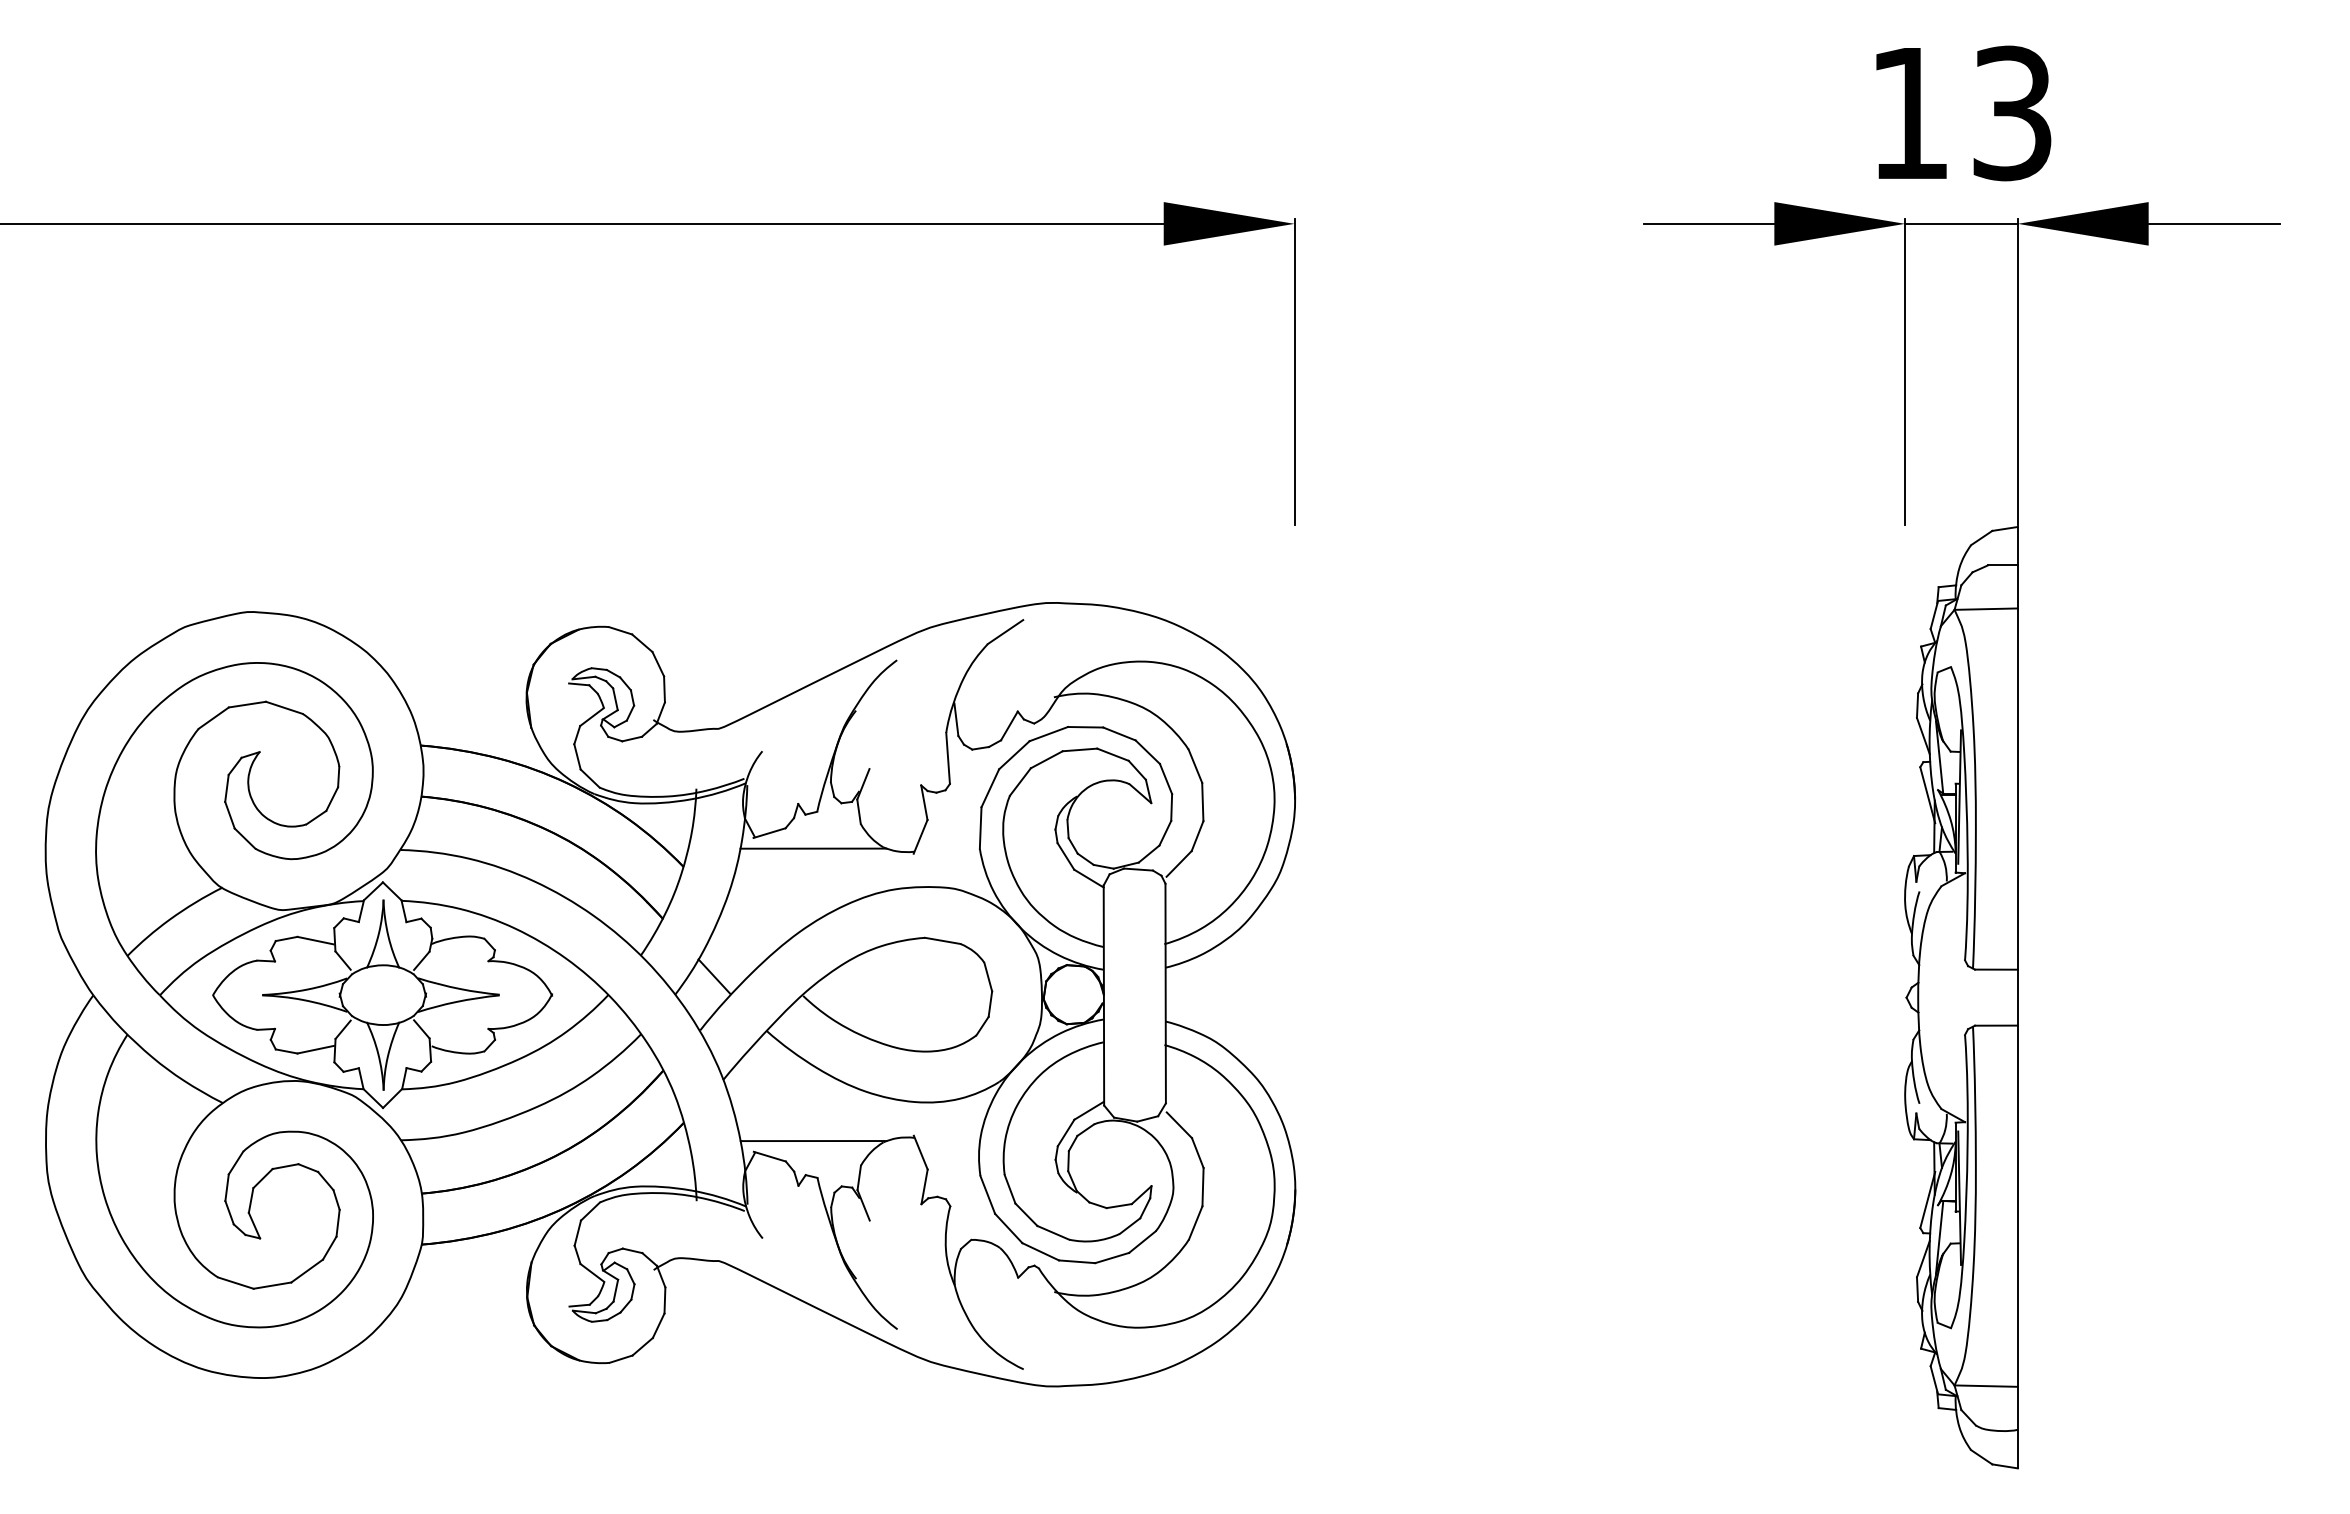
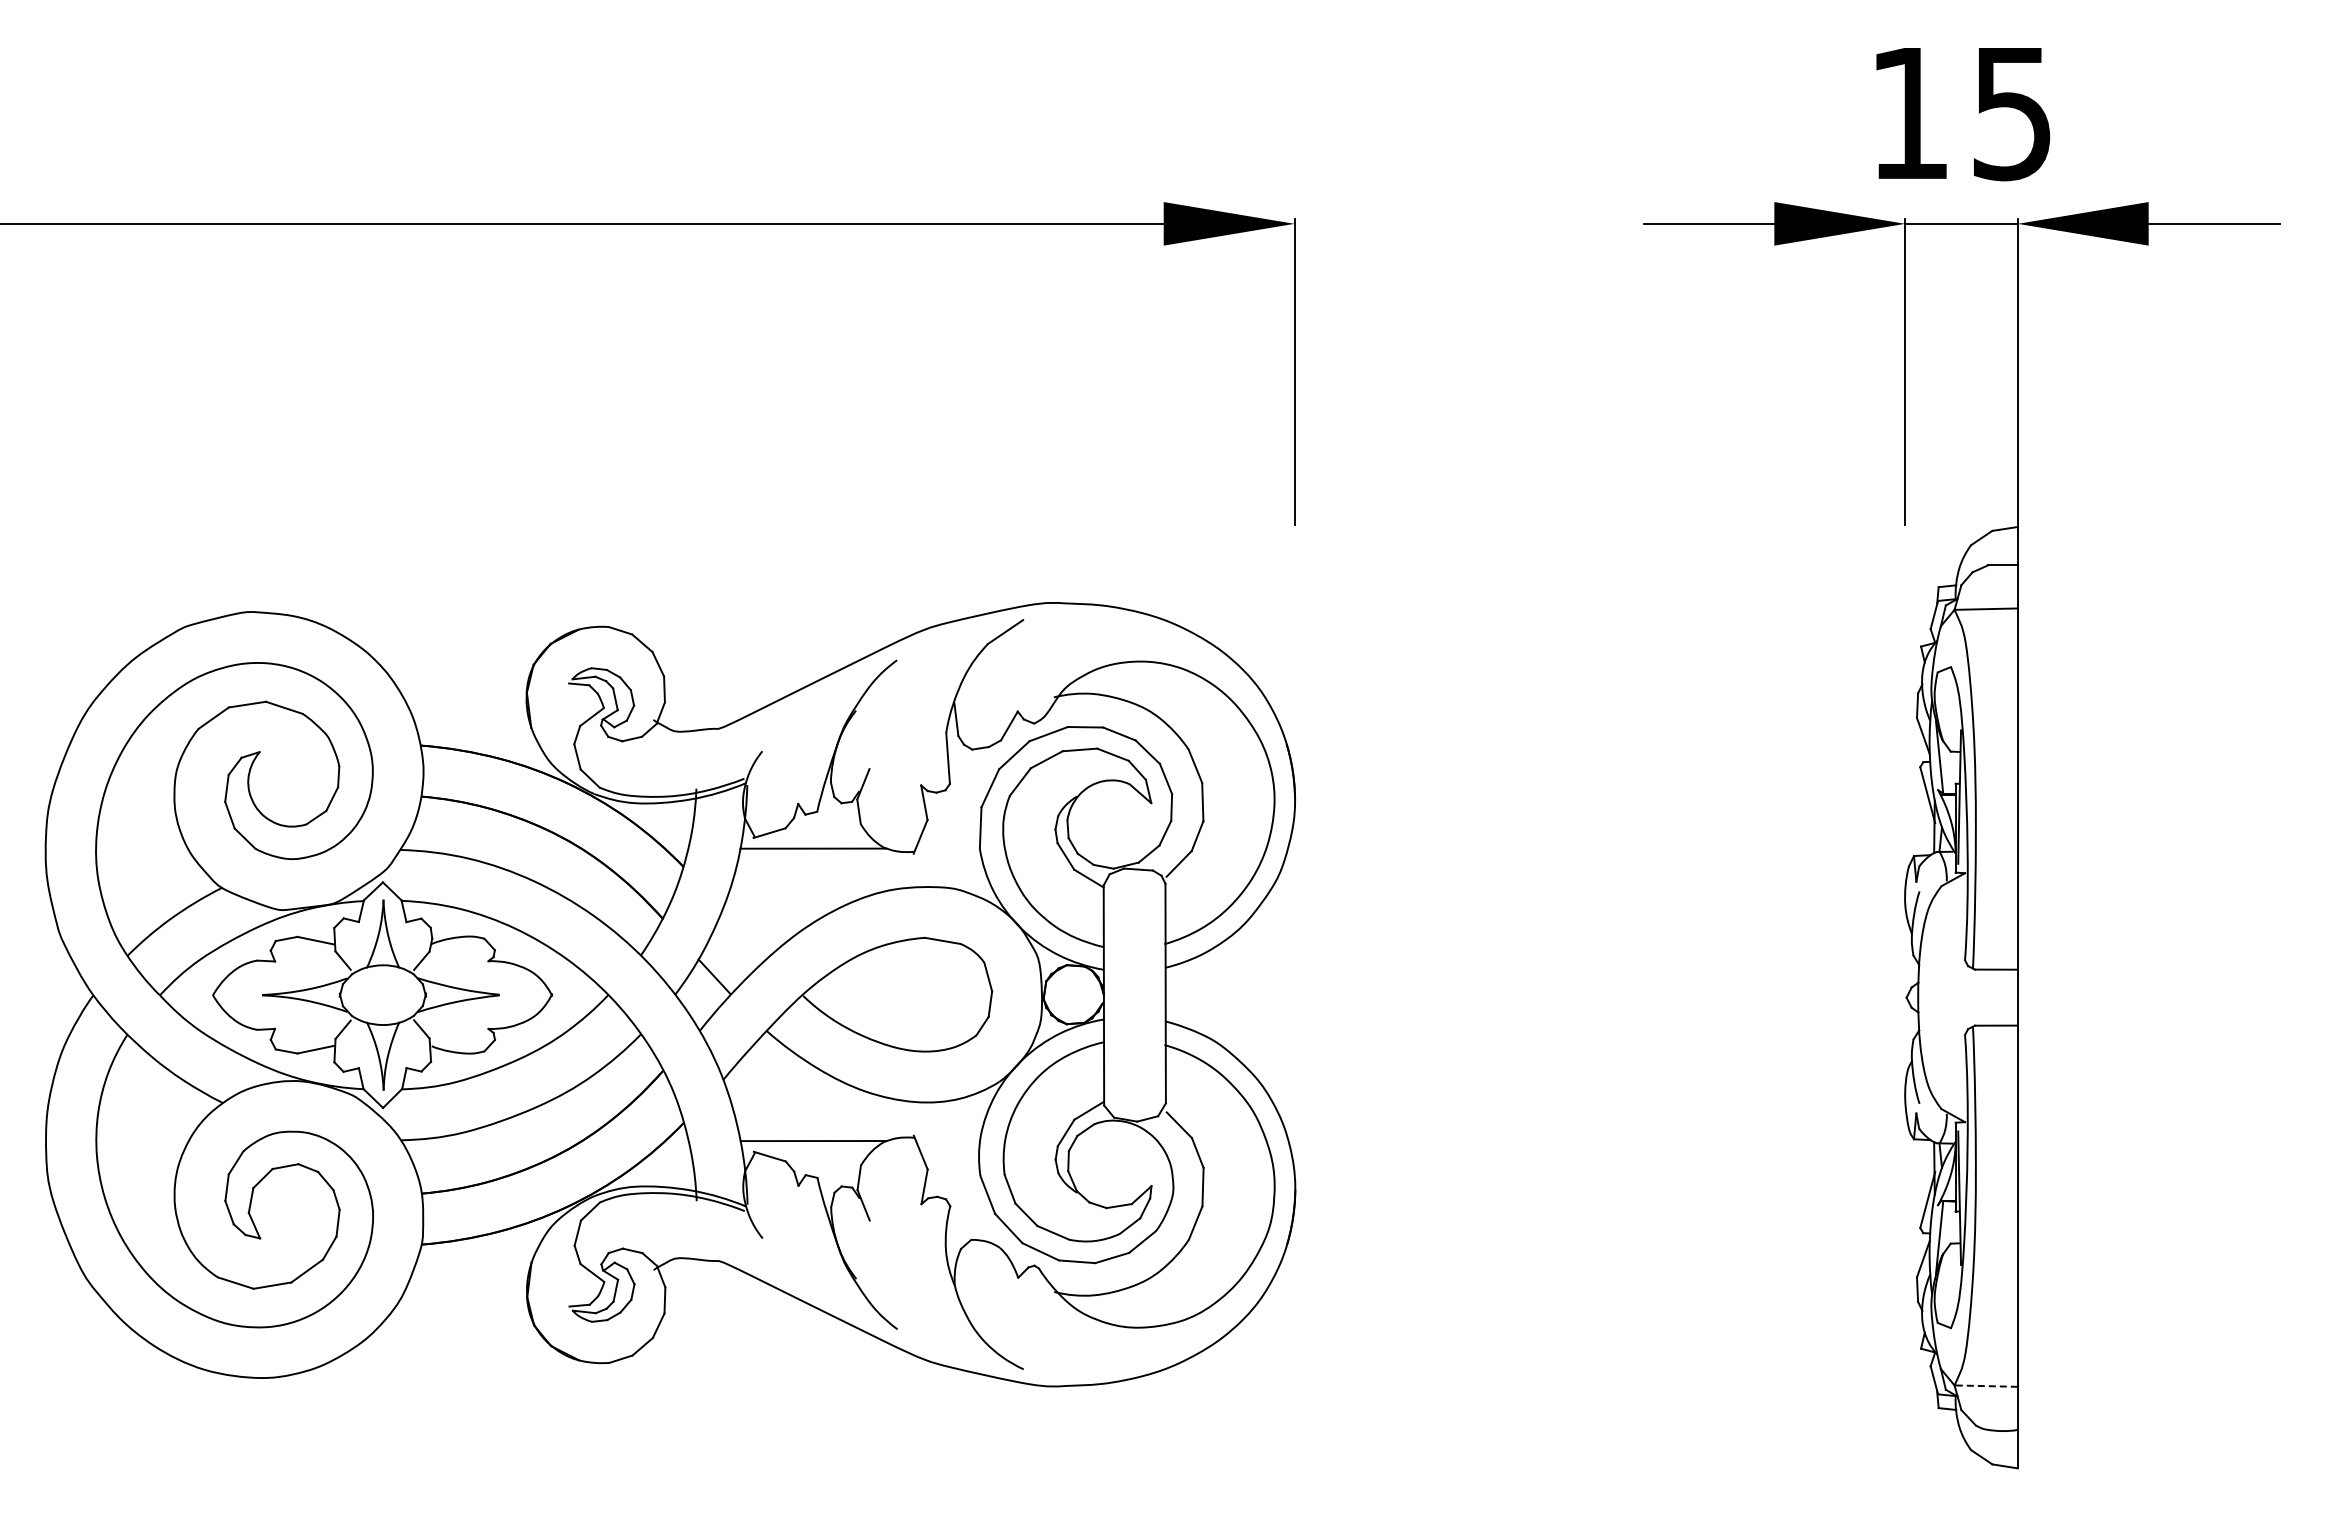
text: 13 -> 15 (2012, 112)
line: solid -> dashed (1986, 1386)
